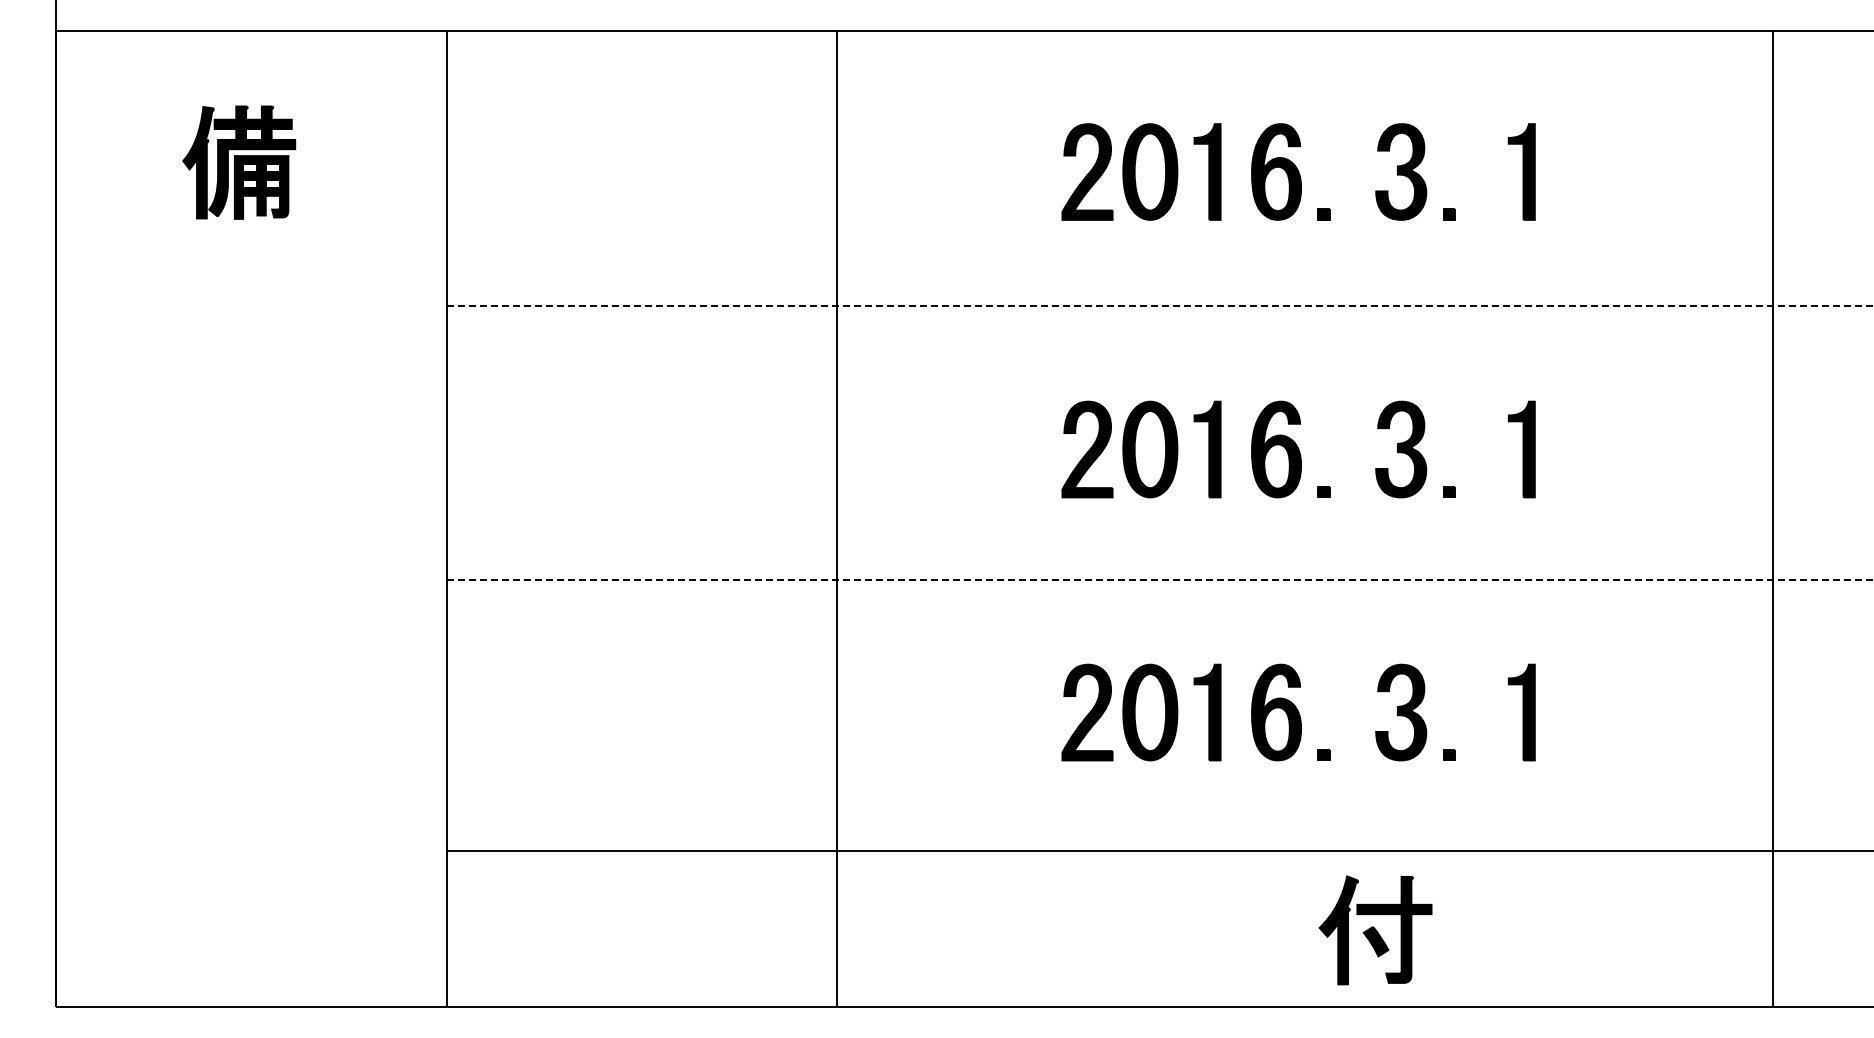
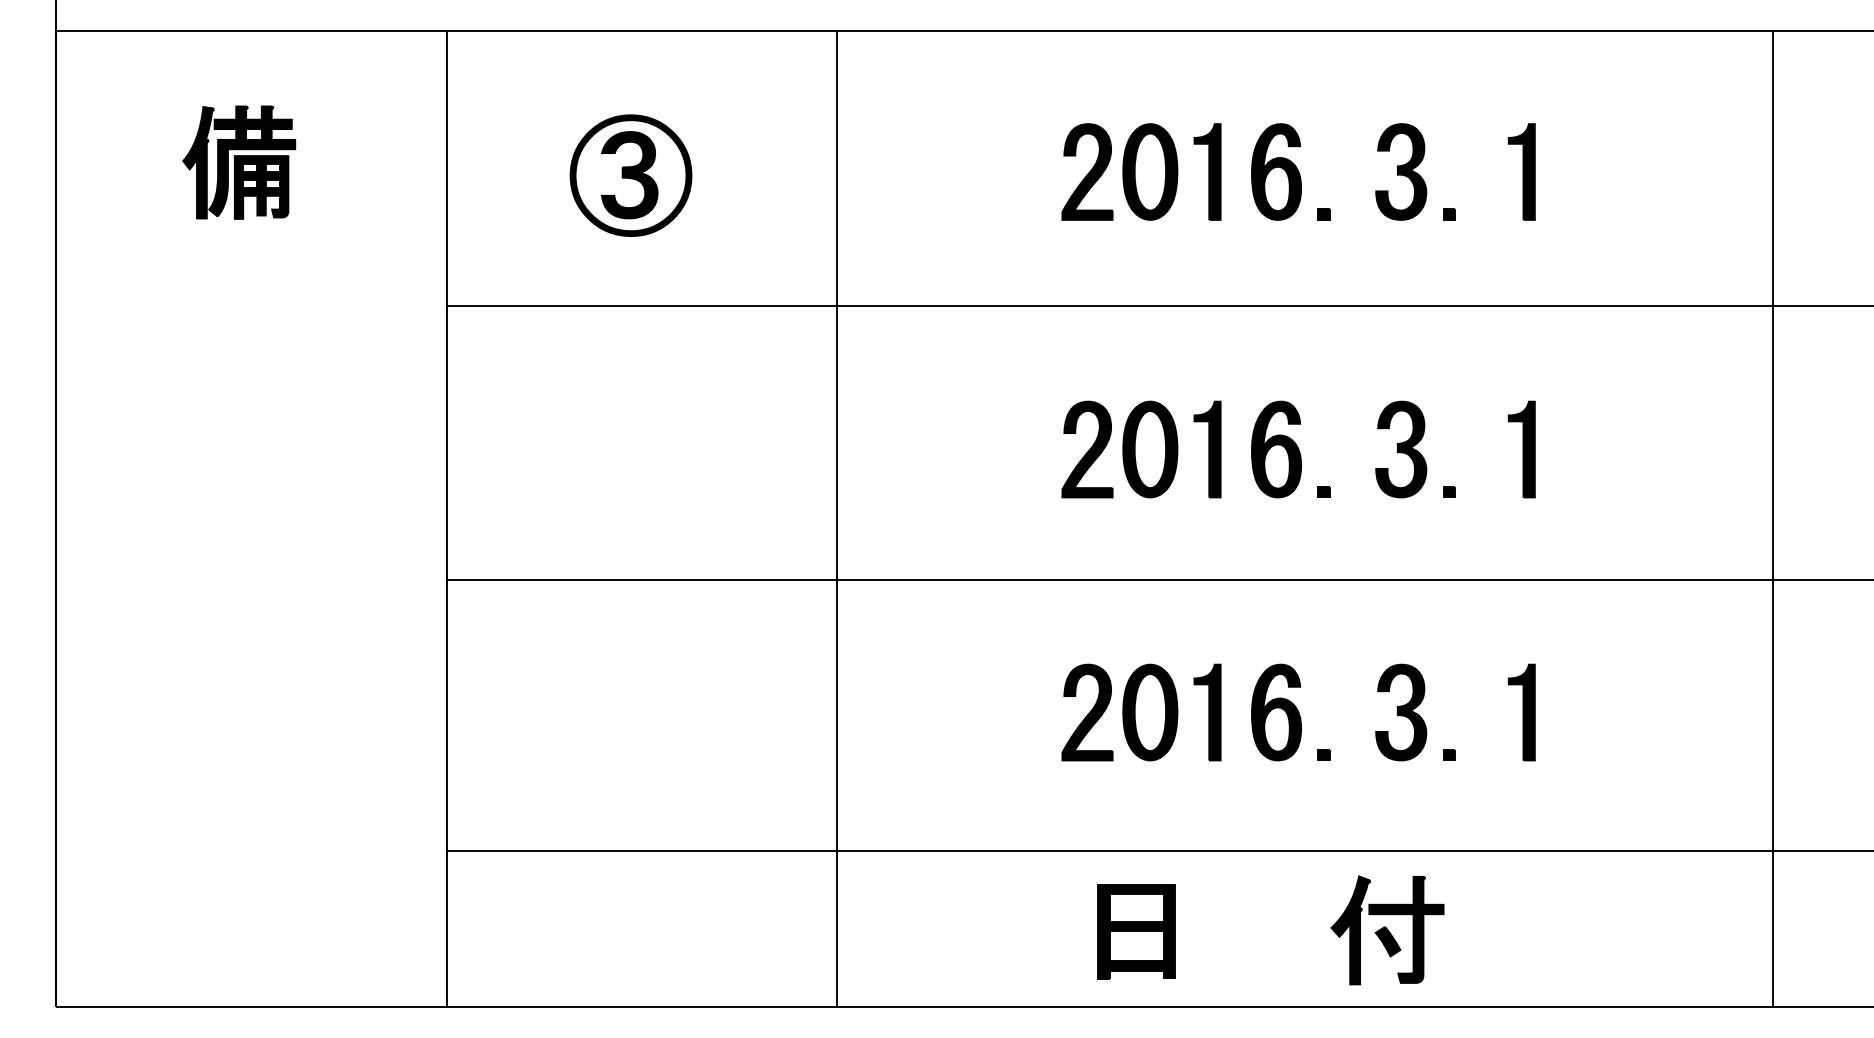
part: none -> present (630, 175)
line: dashed -> solid (1160, 305)
line: dashed -> solid (1160, 580)
part position: (1375, 930) -> (1387, 930) (1387, 930)
part: none -> present (1136, 931)
